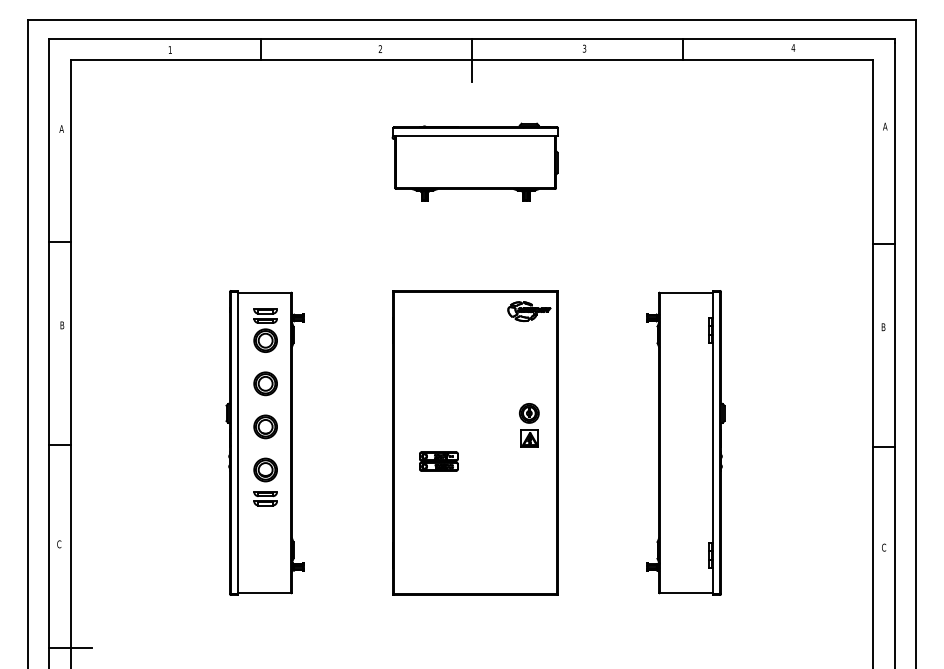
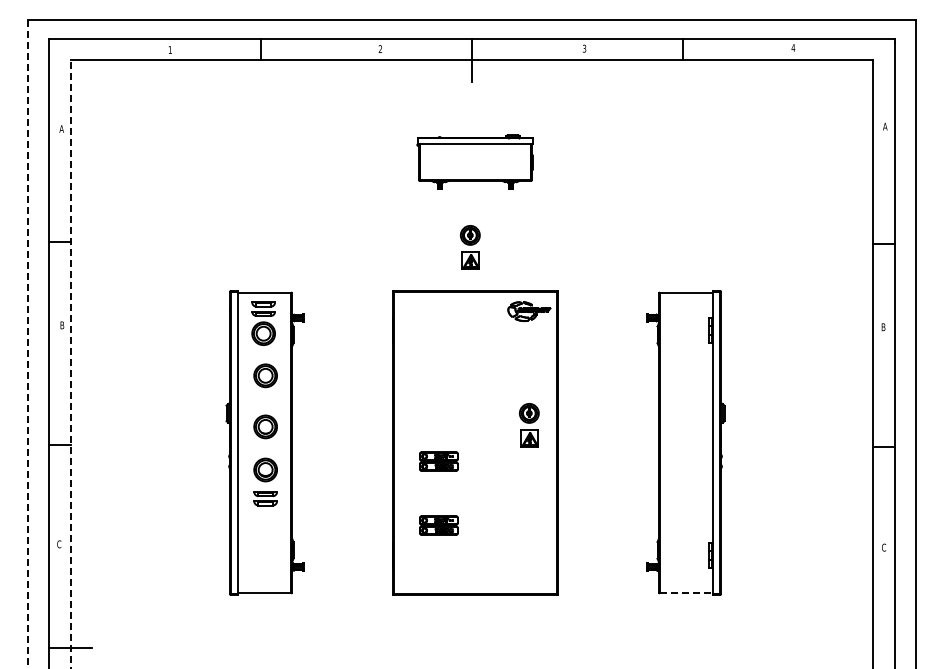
part size: 168x80 px -> 118x56 px (474, 161)
part: none -> present (470, 247)
part position: (265, 330) -> (263, 323) (263, 323)
line: solid -> dashed (28, 344)
line: solid -> dashed (70, 364)
part position: (265, 383) -> (265, 375) (265, 375)
part: none -> present (438, 525)
line: solid -> dashed (686, 593)
